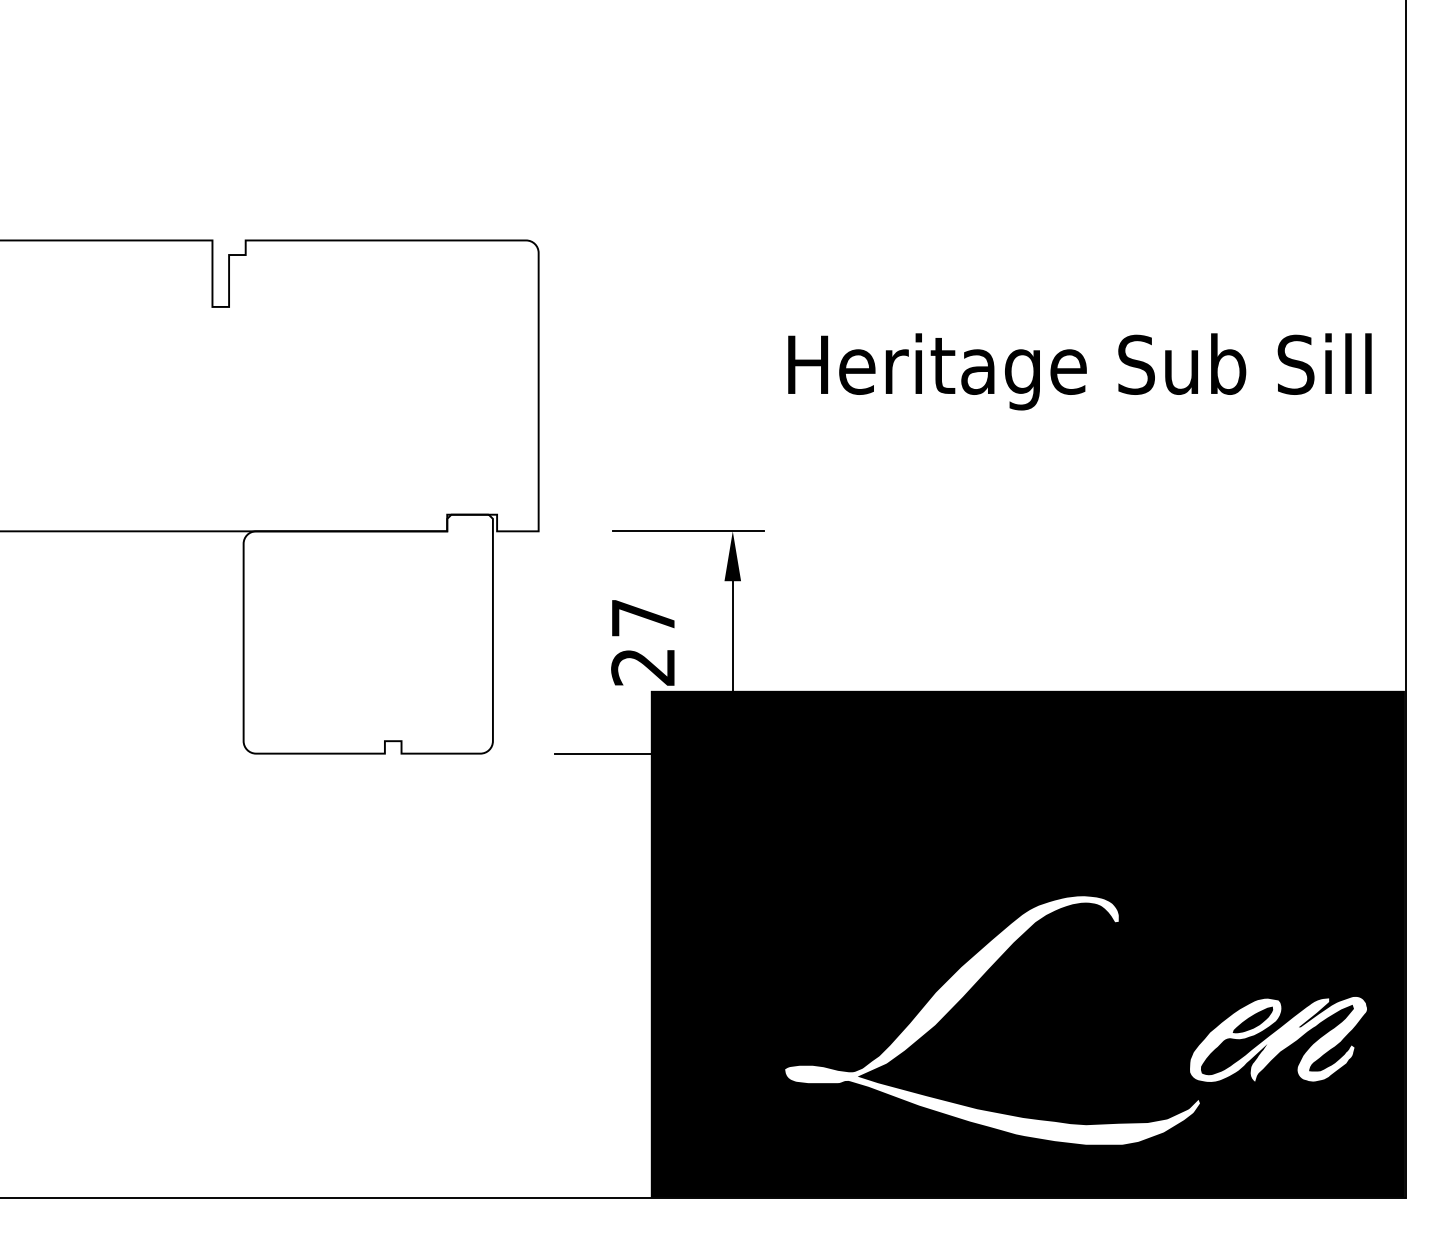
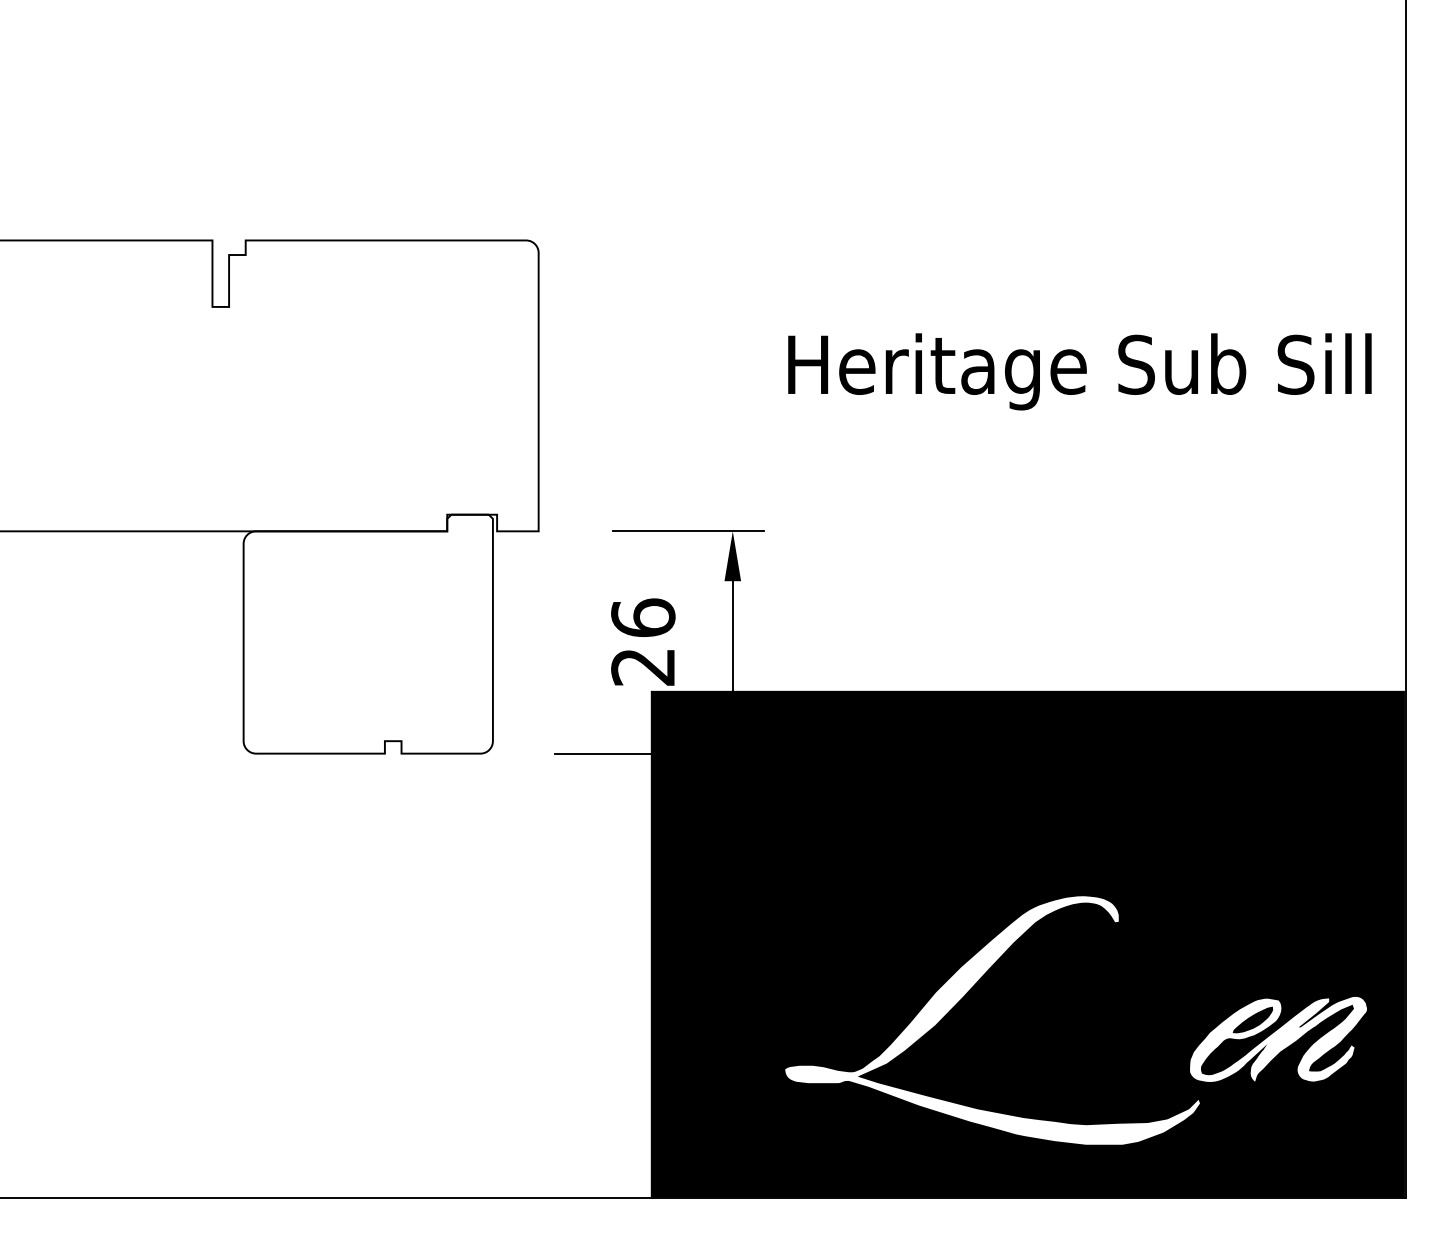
text: 27 -> 26 (643, 617)
